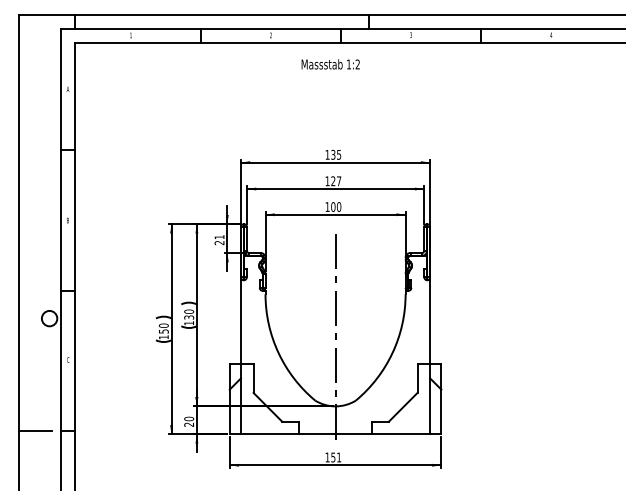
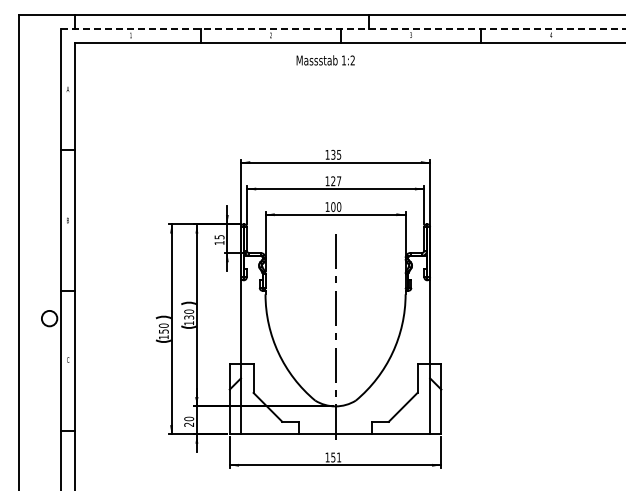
line: solid -> dashed (343, 28)
text position: (330, 64) -> (325, 60) (325, 60)
text: 21 -> 15 (219, 240)
line: present -> none (35, 430)
